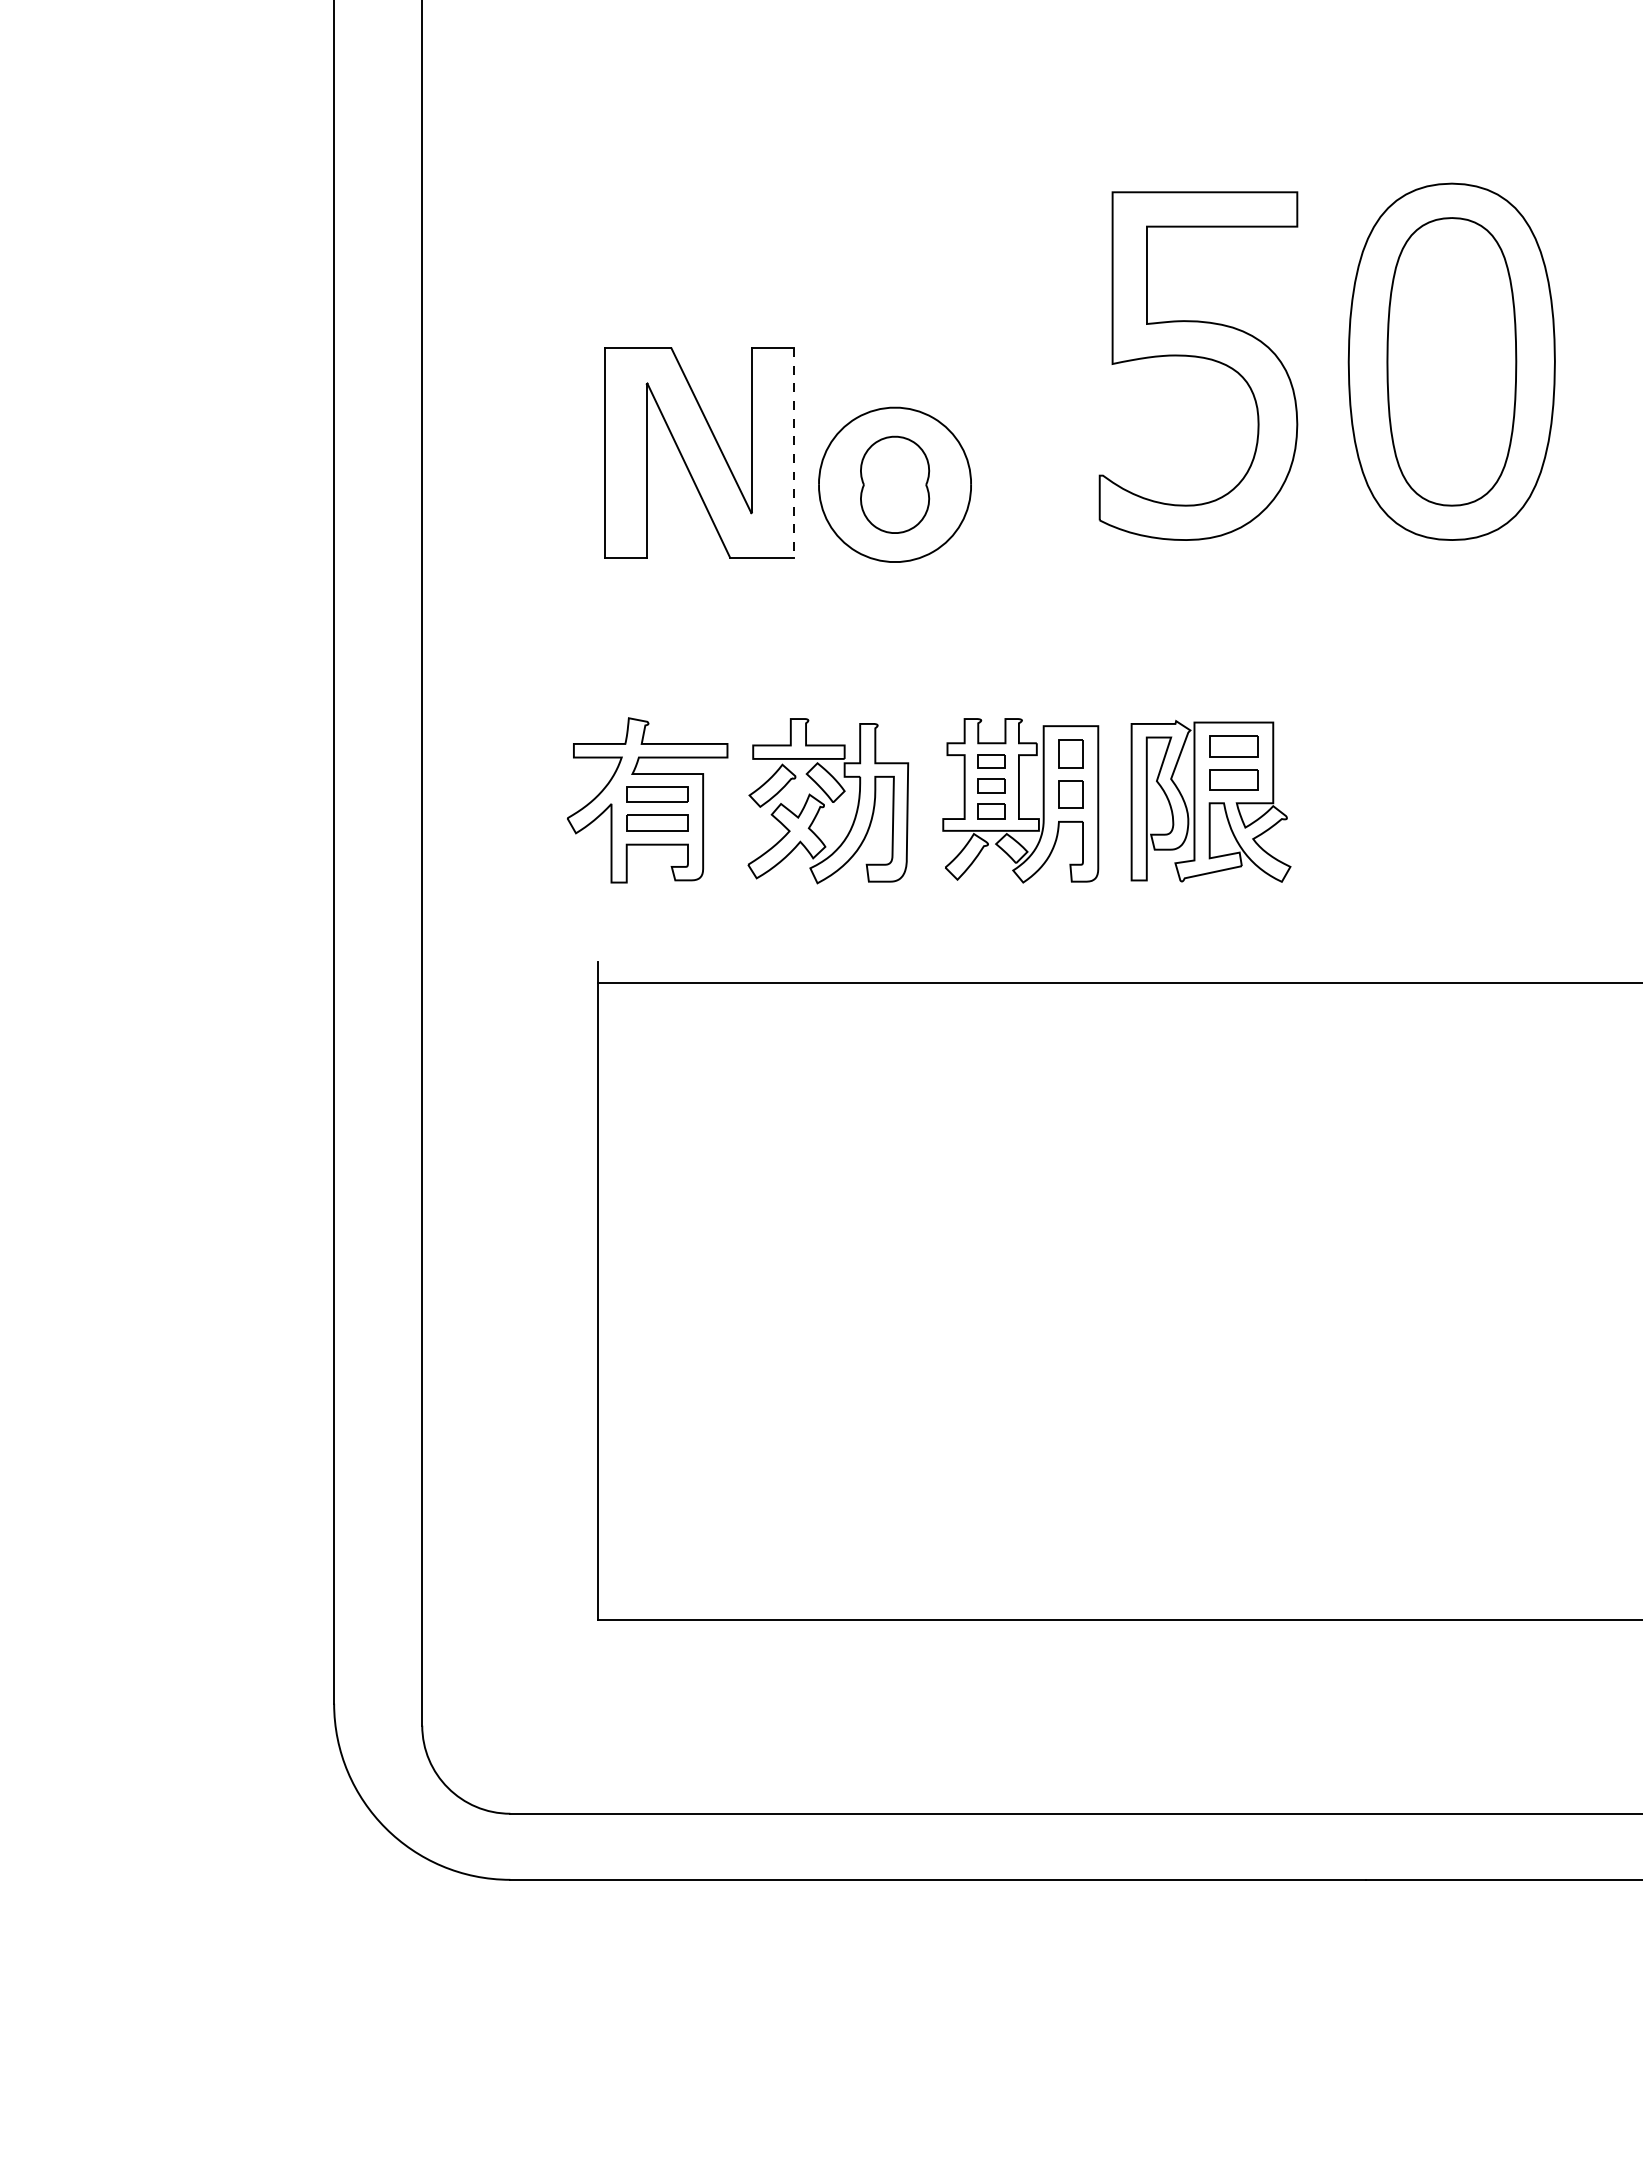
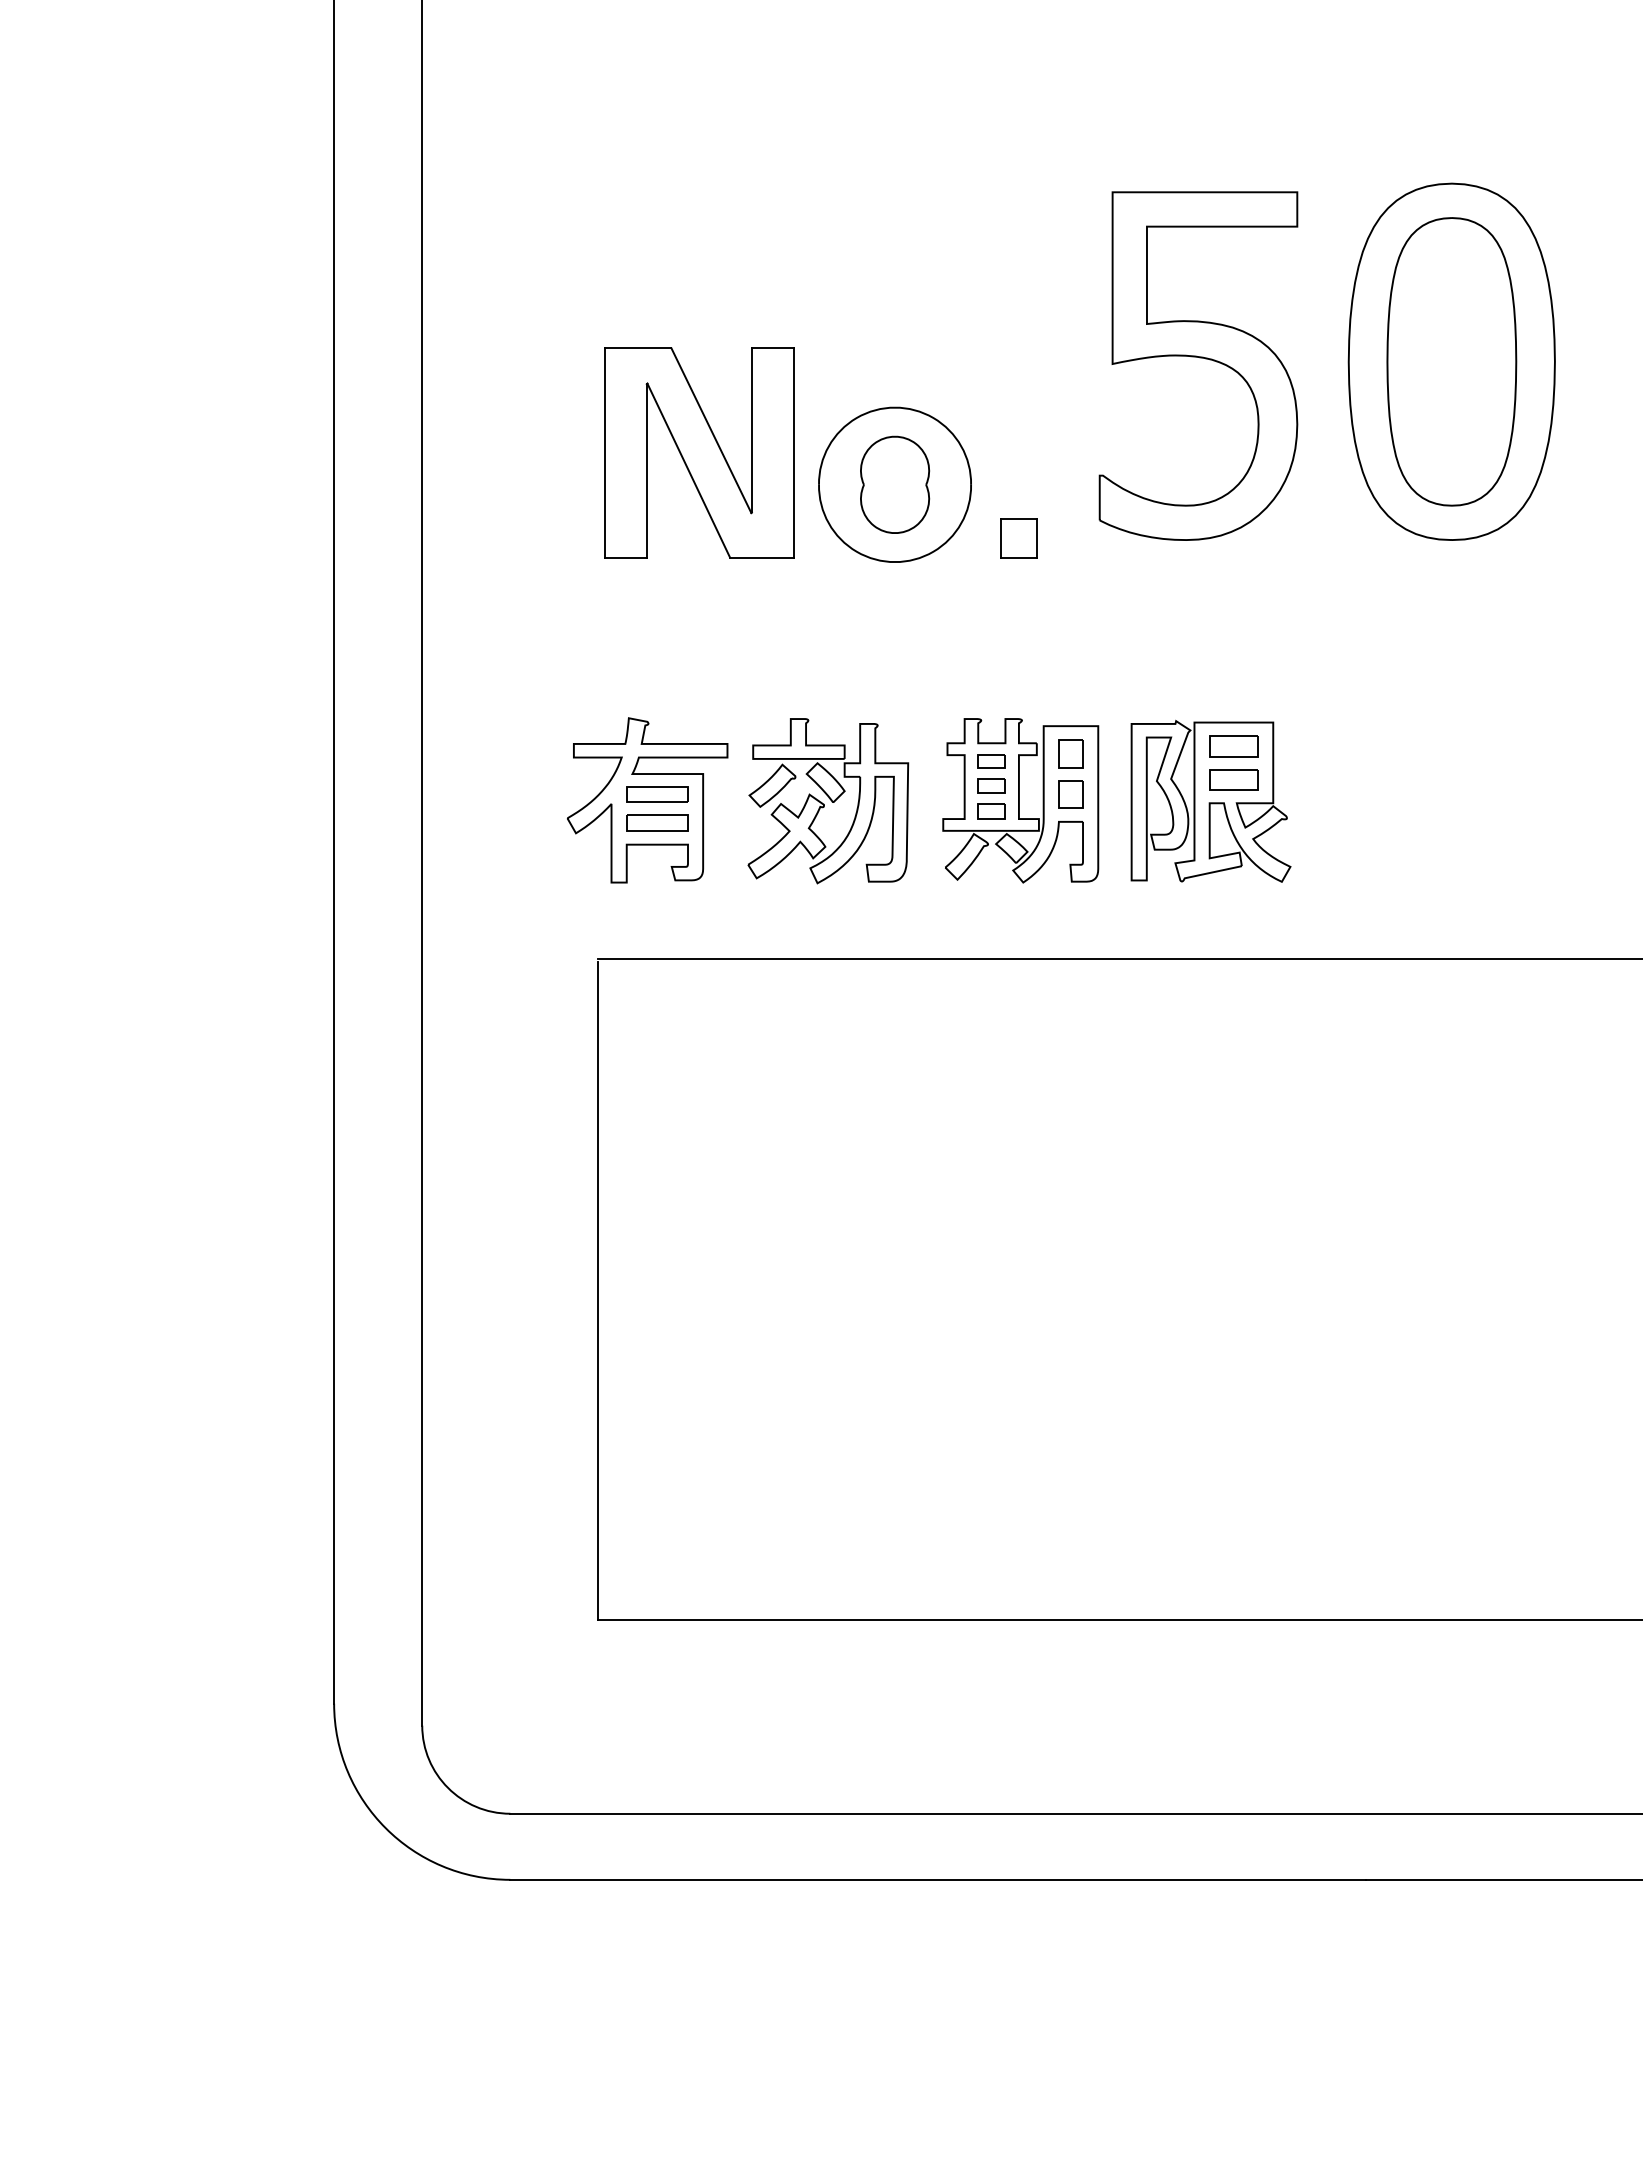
line: dashed -> solid (793, 452)
part: none -> present (1018, 538)
line position: (1118, 983) -> (1118, 959) (1118, 959)
